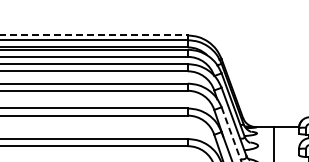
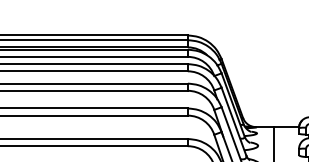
line: dashed -> solid (94, 35)
line: dashed -> solid (231, 134)
